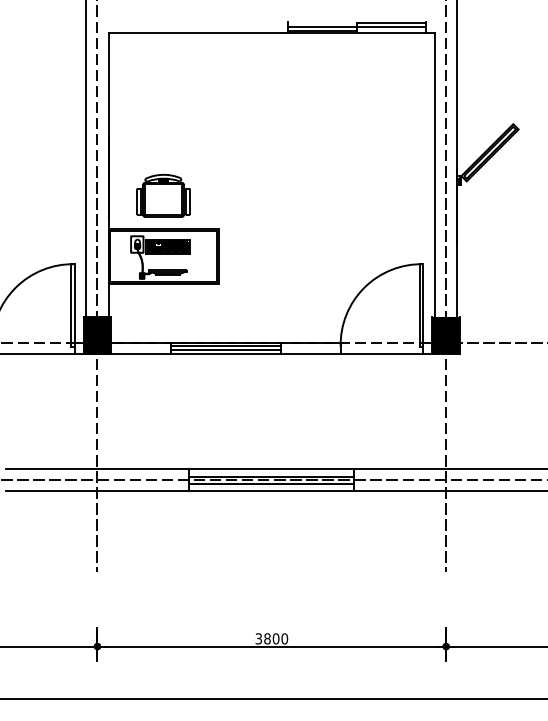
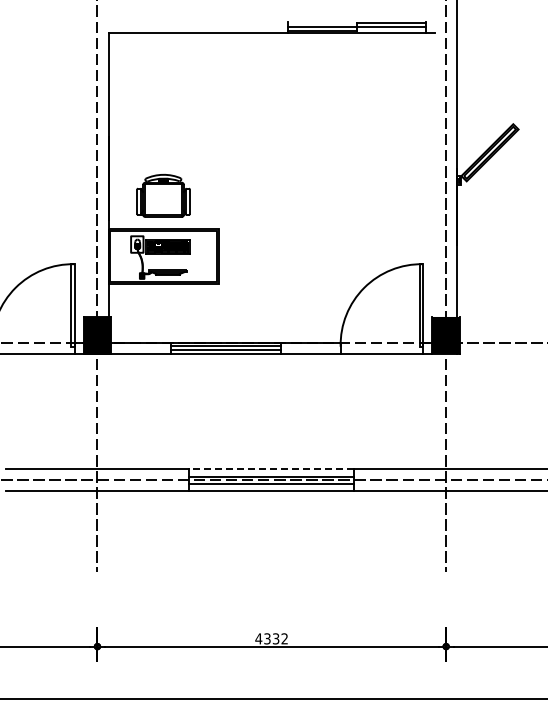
line: present -> none (86, 177)
line: present -> none (435, 192)
line: solid -> dashed (271, 469)
text: 3800 -> 4332 (271, 638)
